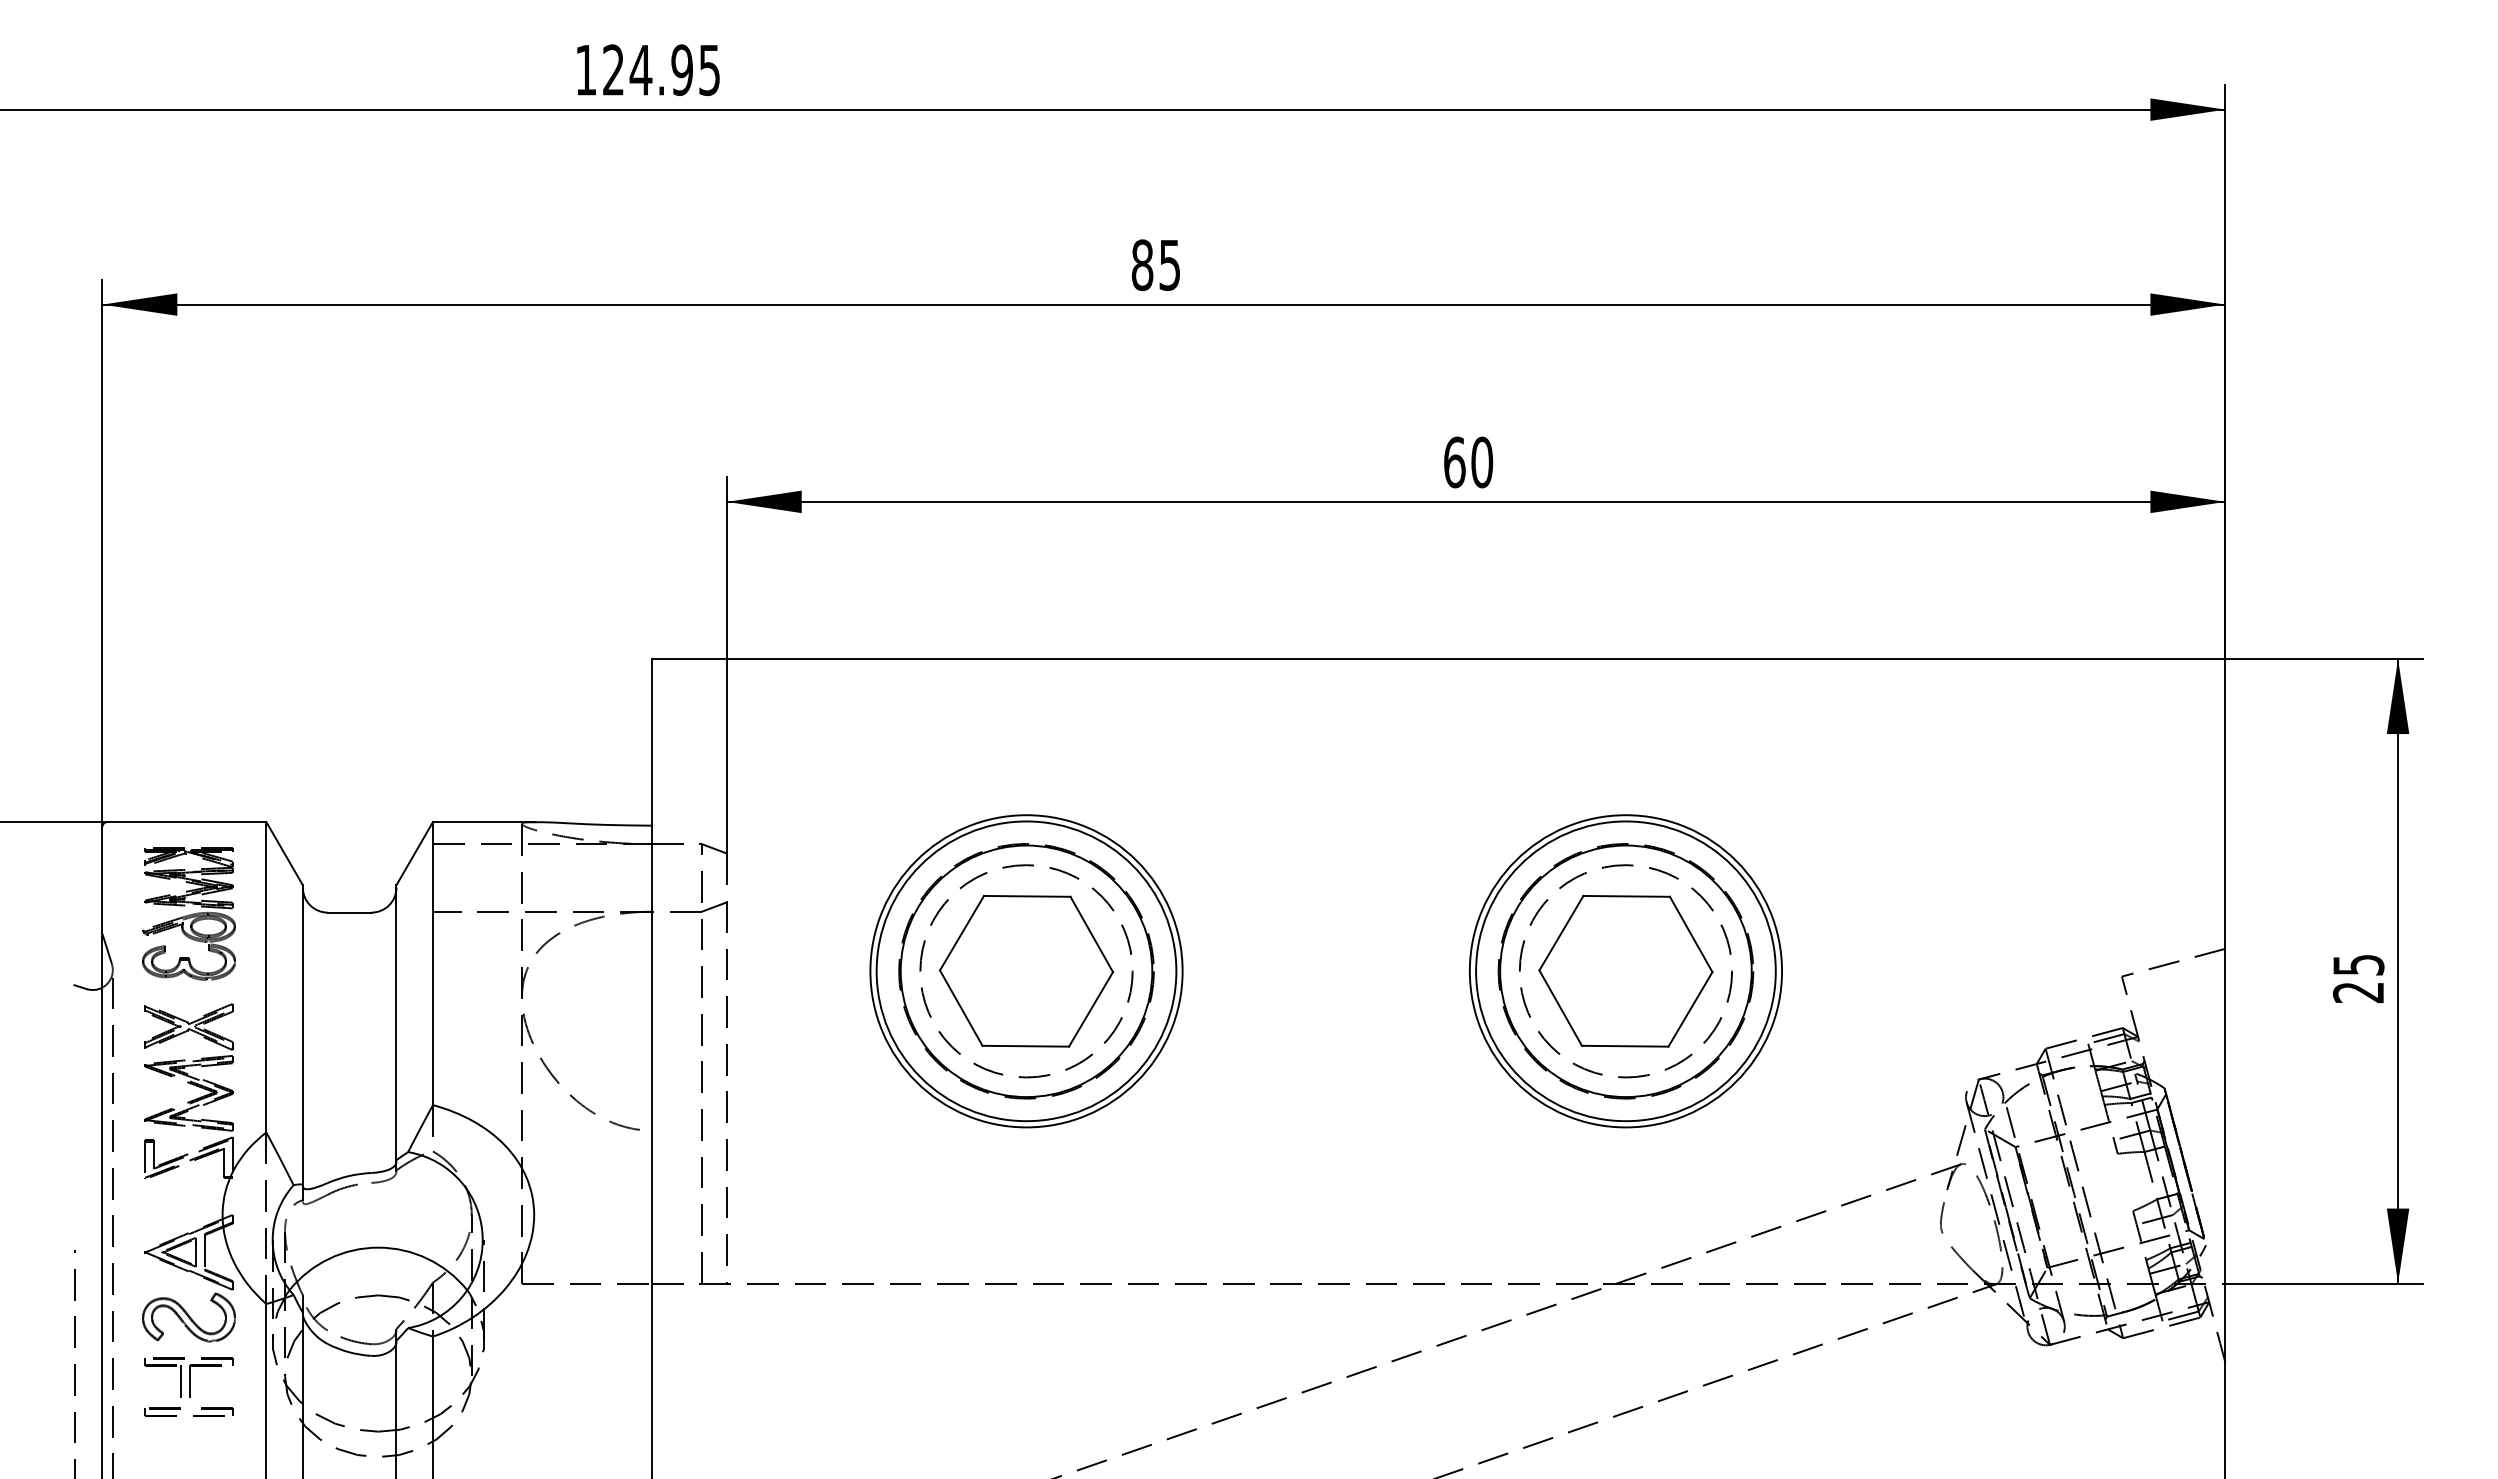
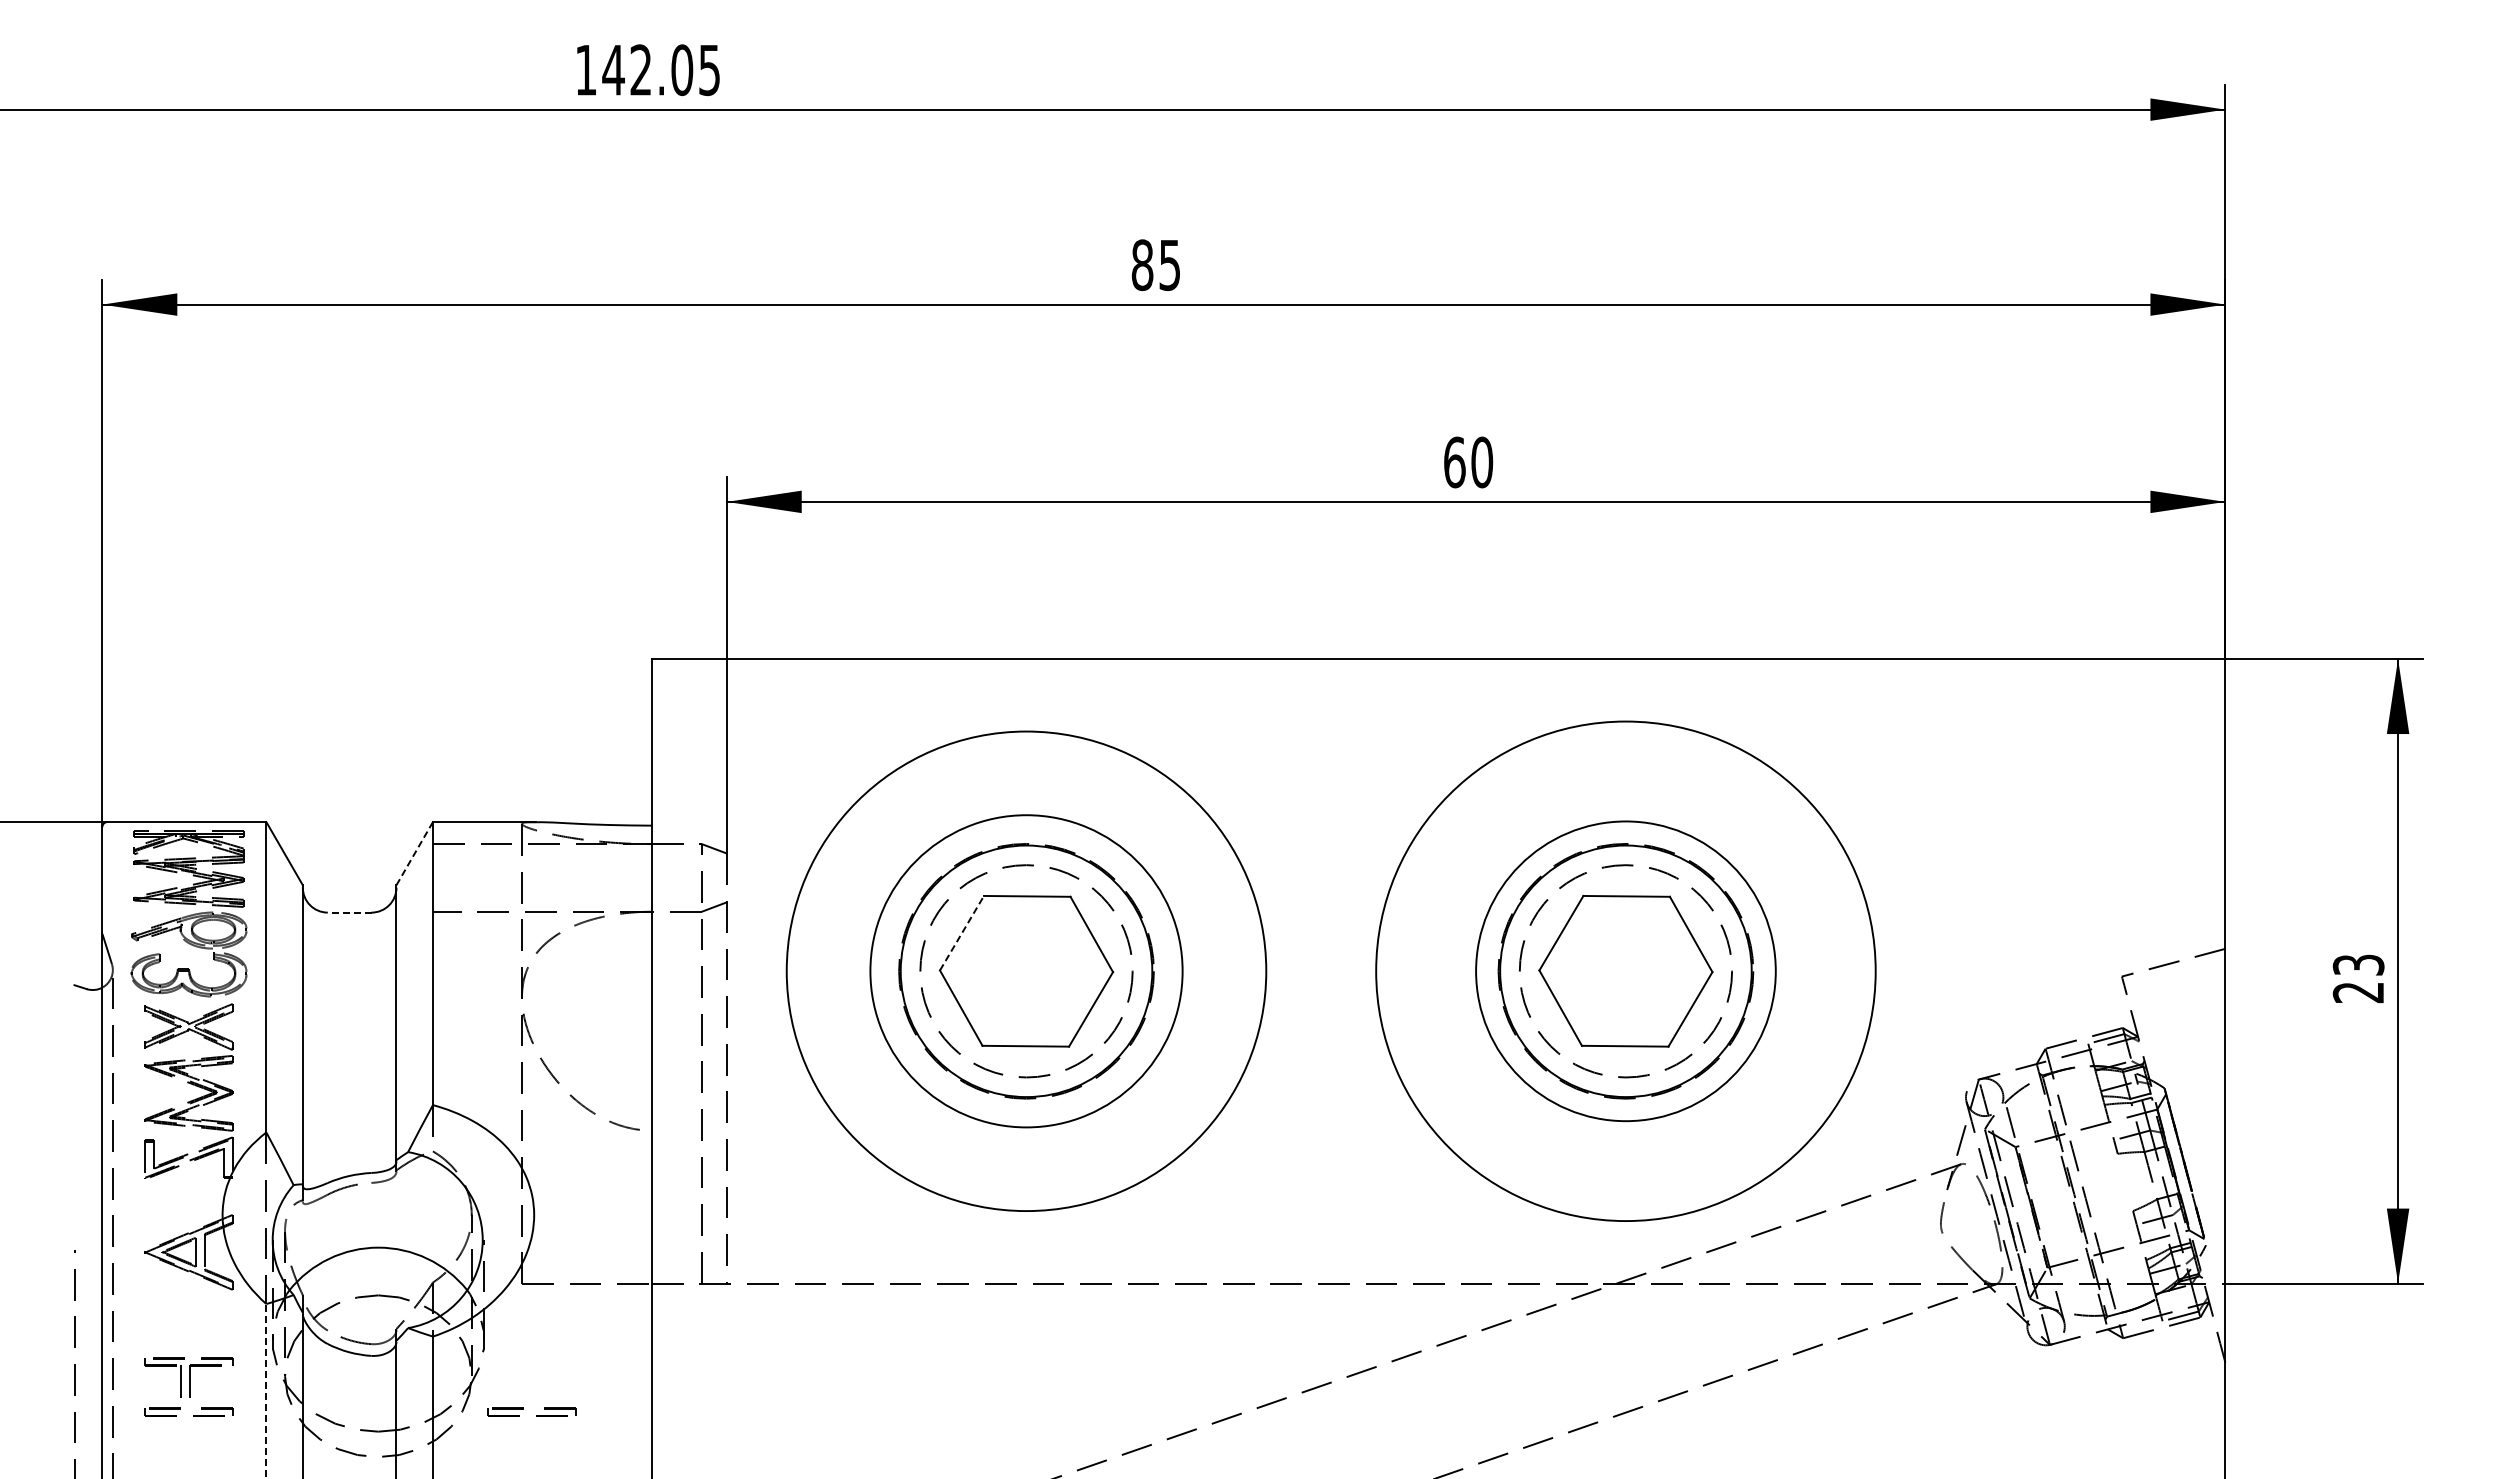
text: 124.95 -> 142.05 (647, 70)
line: solid -> dashed (414, 854)
line: solid -> dashed (349, 912)
part size: 94x134 px -> 118x168 px (188, 913)
line: solid -> dashed (962, 932)
text: 25 -> 23 (2357, 964)
circle diameter: 300 px -> 480 px (1026, 971)
circle diameter: 312 px -> 500 px (1625, 971)
part: present -> none (188, 1317)
line: solid -> dashed (266, 1391)
part: none -> present (536, 1415)
